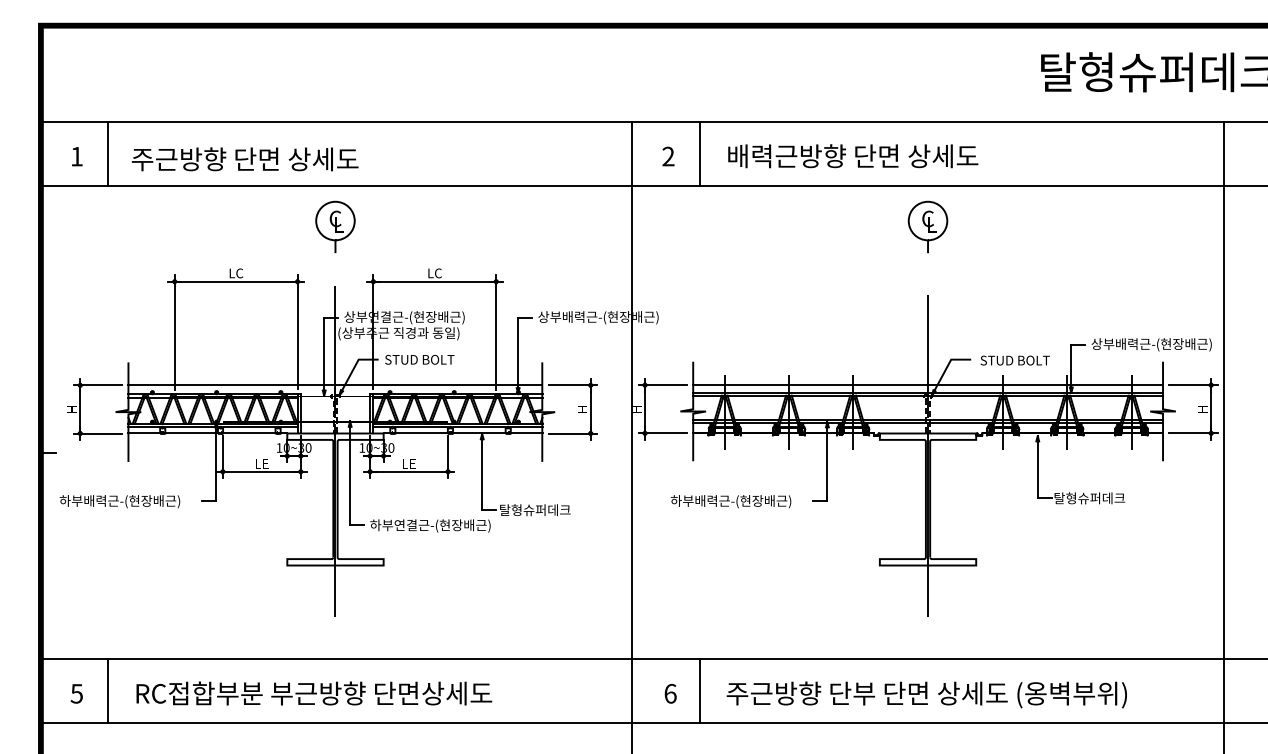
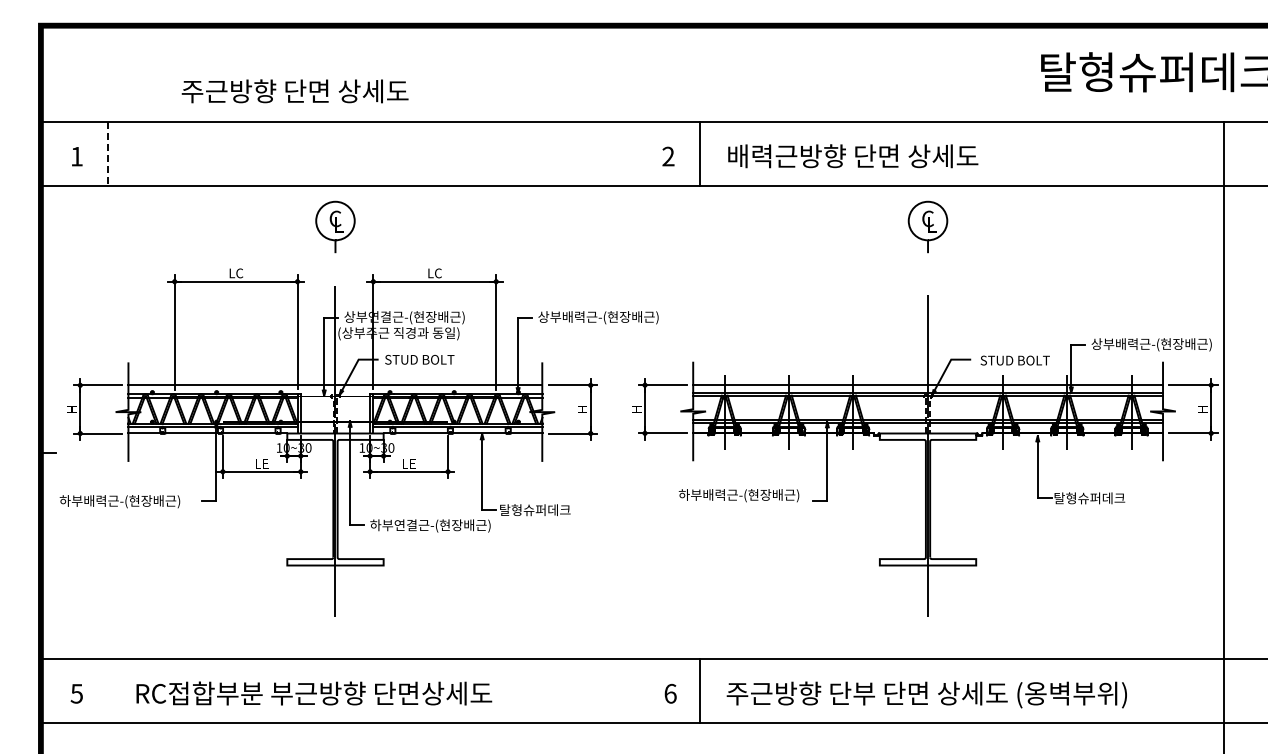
line: solid -> dashed (108, 154)
text position: (244, 159) -> (294, 91) (294, 91)
line: present -> none (632, 436)
text position: (730, 501) -> (738, 495) (738, 495)
line: present -> none (108, 691)
